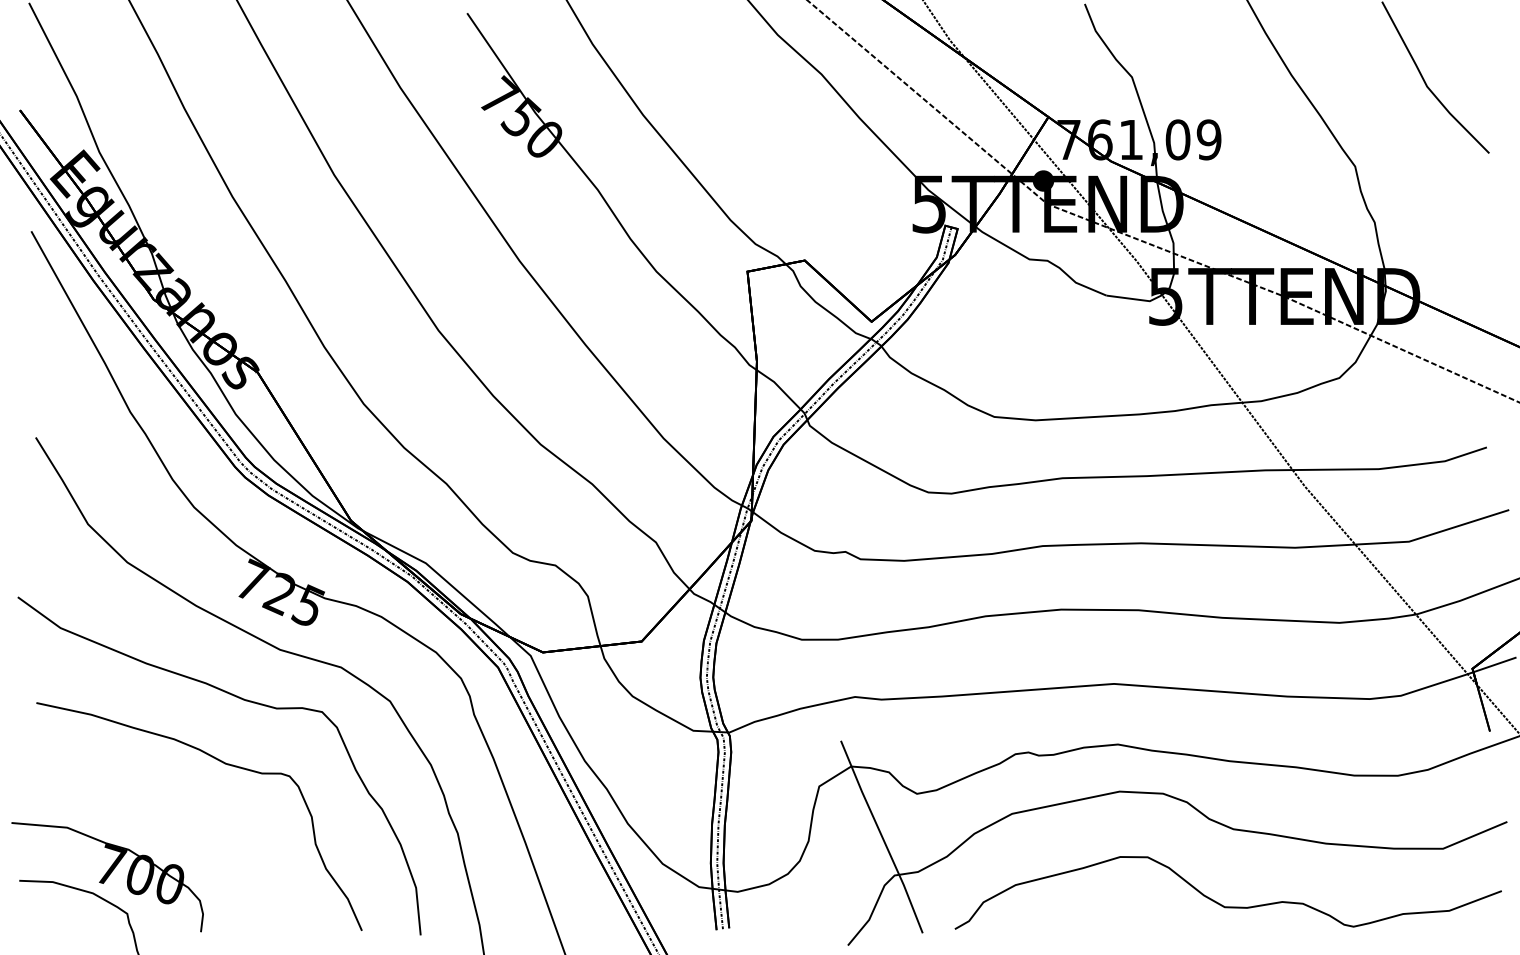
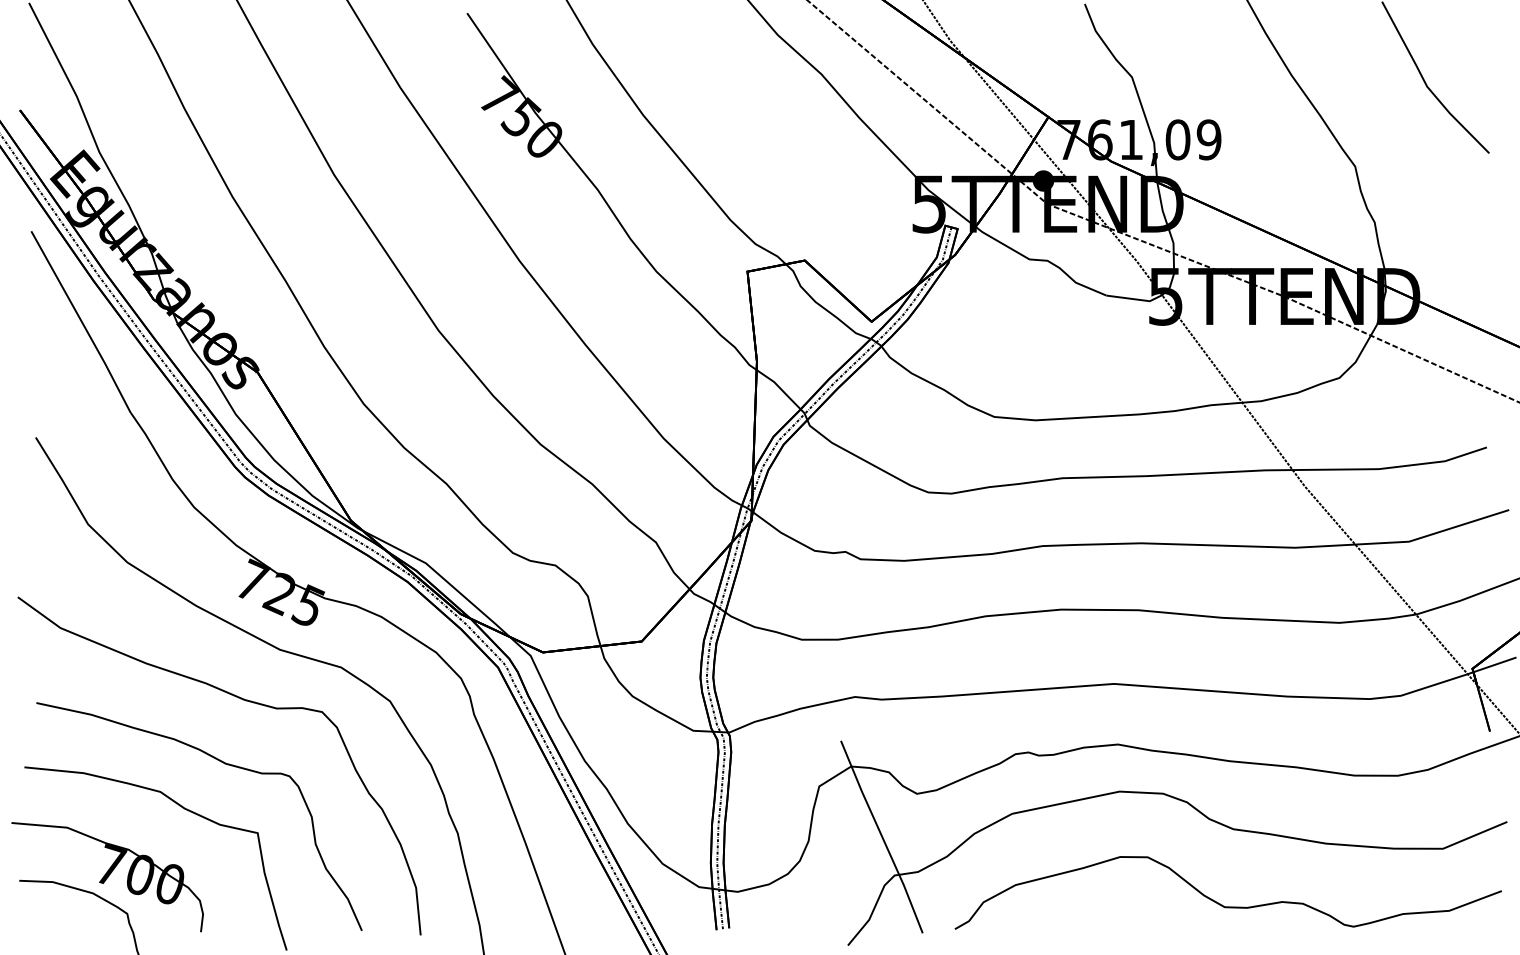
part: none -> present (182, 808)
